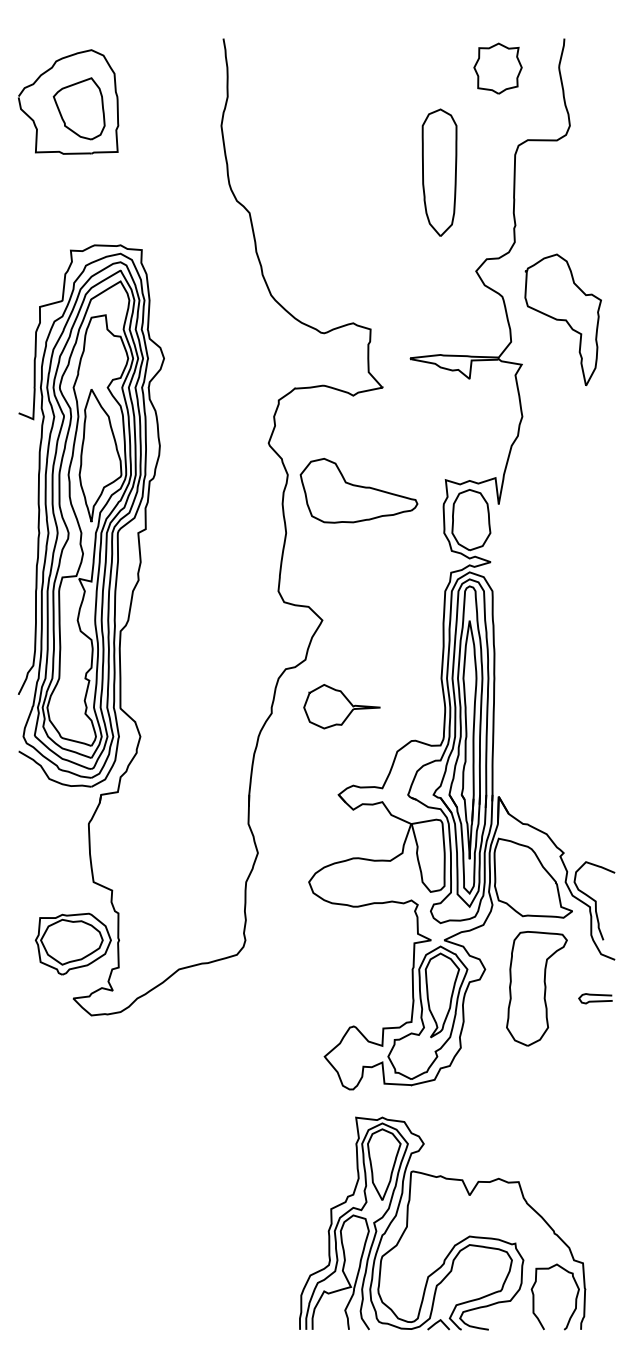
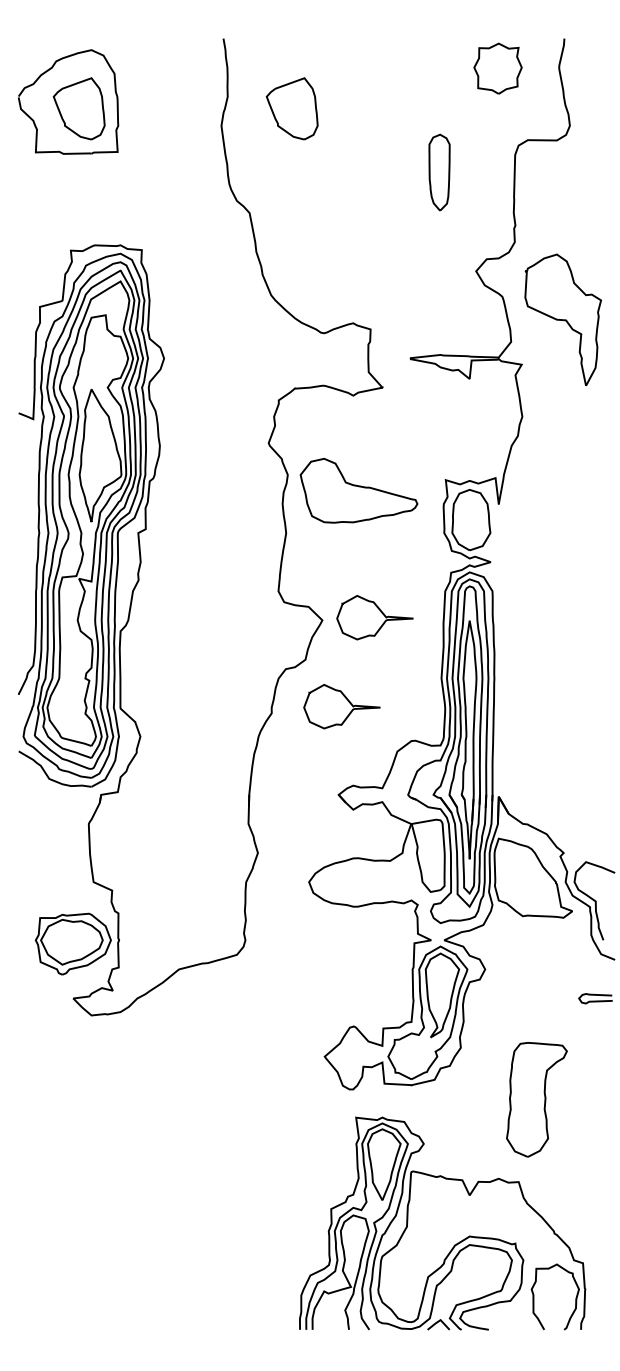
part: none -> present (291, 108)
part size: 37x129 px -> 23x79 px (439, 172)
part: none -> present (374, 617)
part position: (536, 988) -> (536, 1099) (536, 1099)
